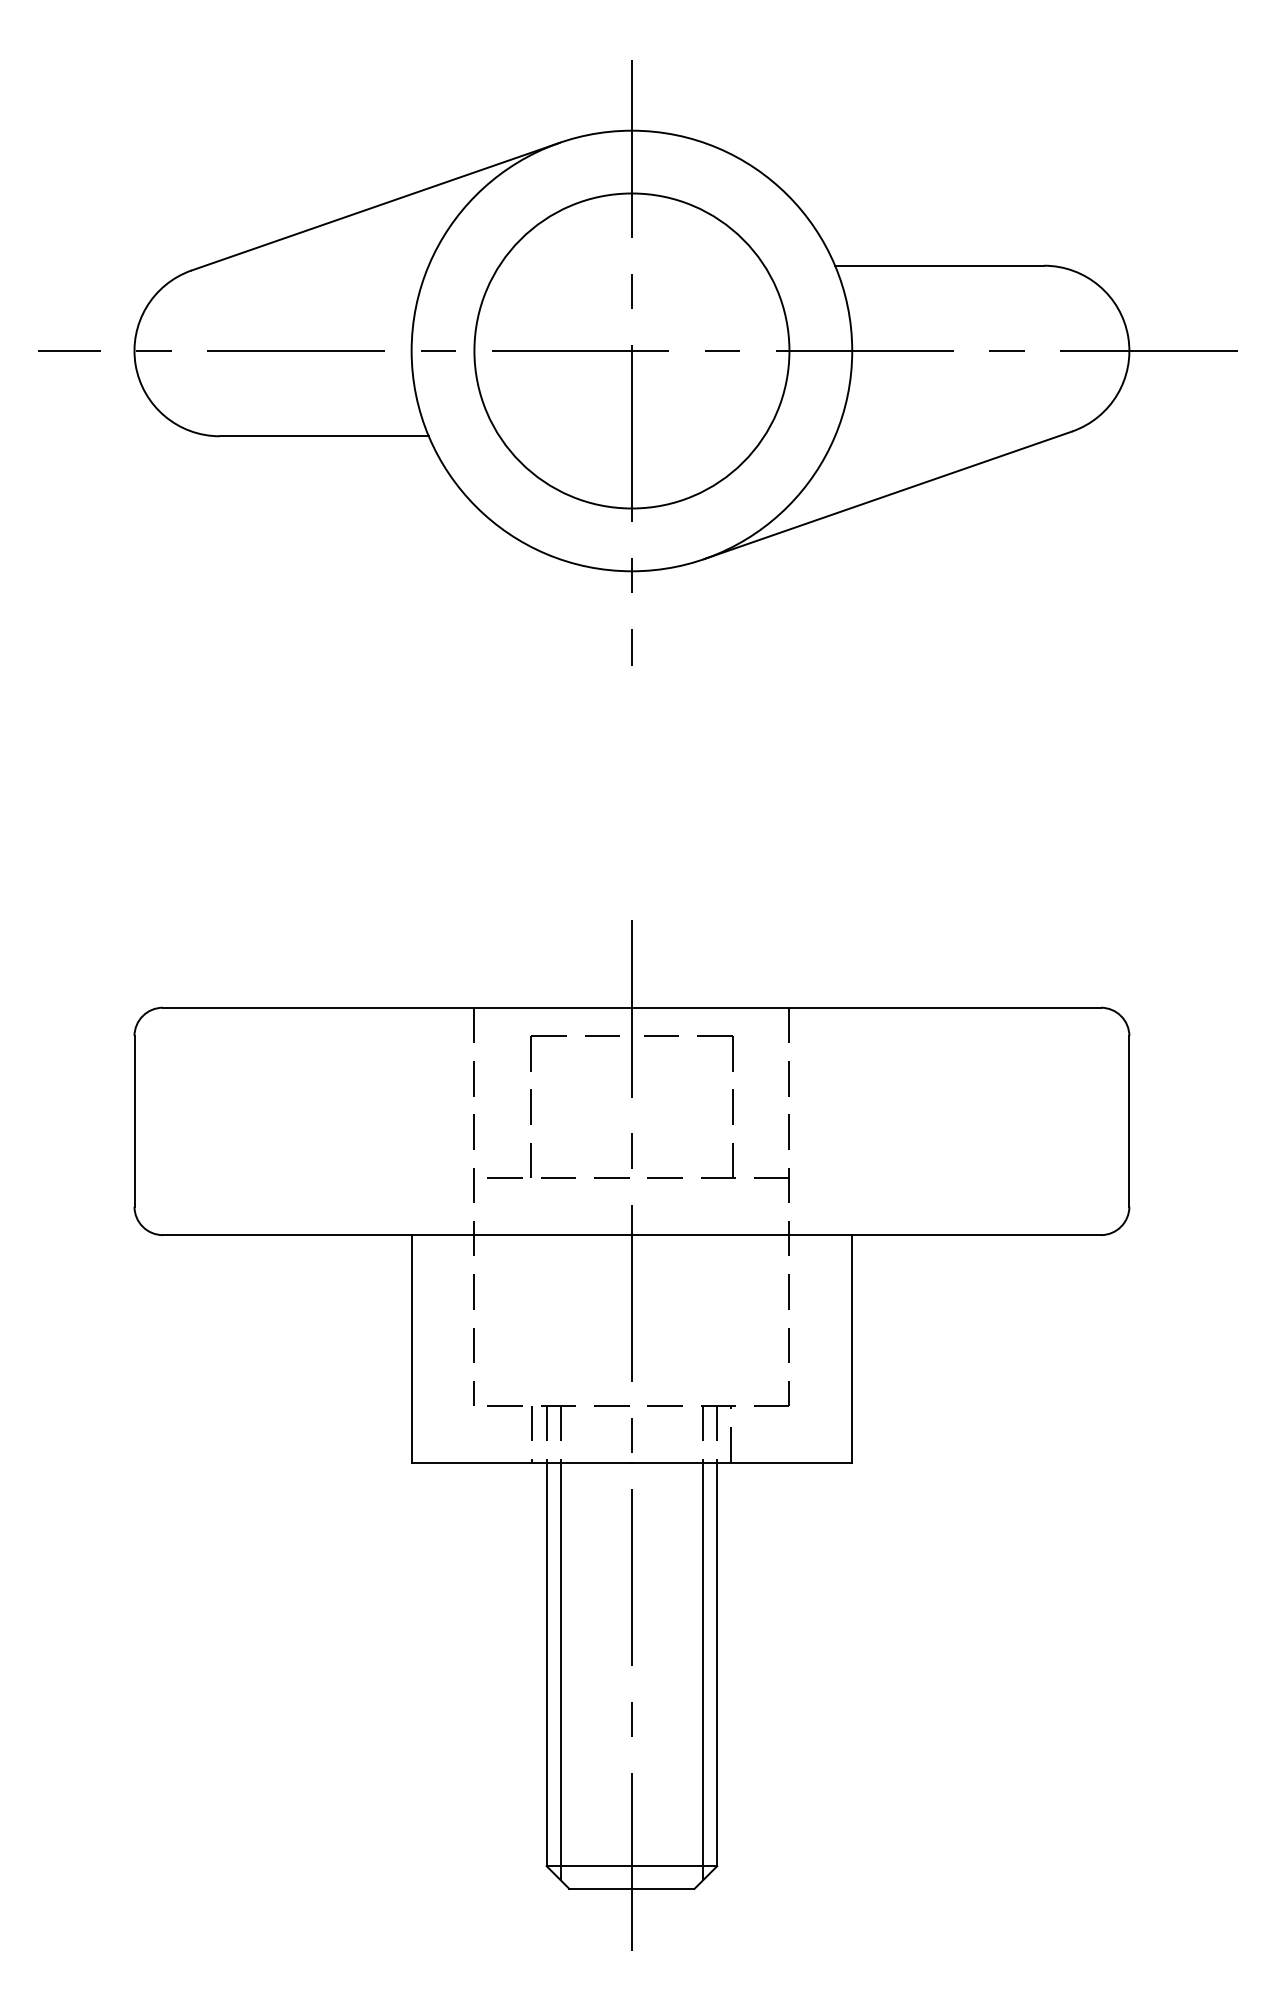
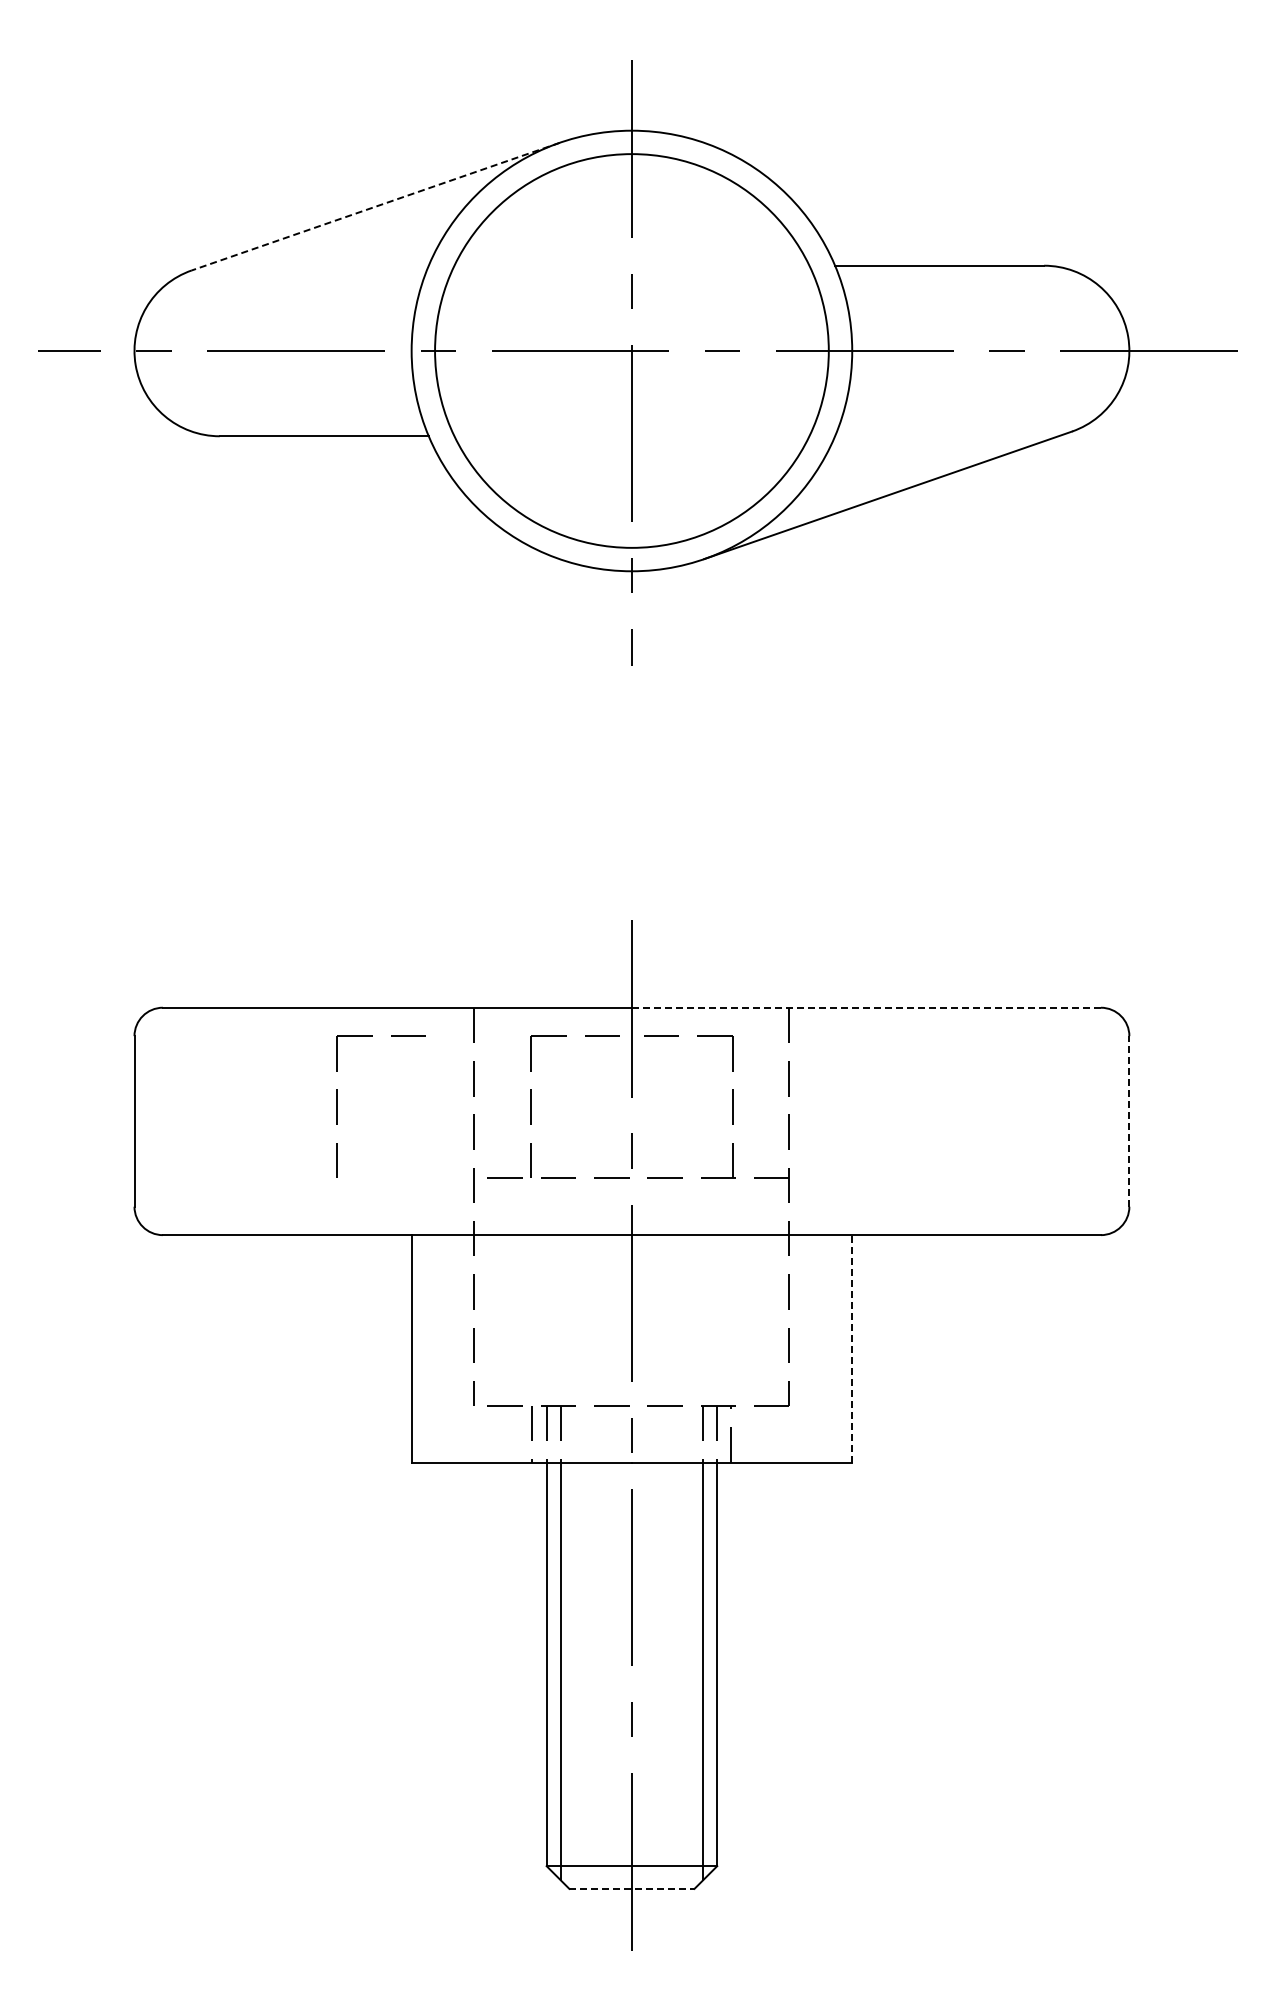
line: solid -> dashed (375, 206)
circle diameter: 315 px -> 394 px (631, 350)
line: solid -> dashed (866, 1007)
part: none -> present (337, 1106)
line: solid -> dashed (1129, 1120)
line: solid -> dashed (852, 1348)
line: solid -> dashed (631, 1888)
